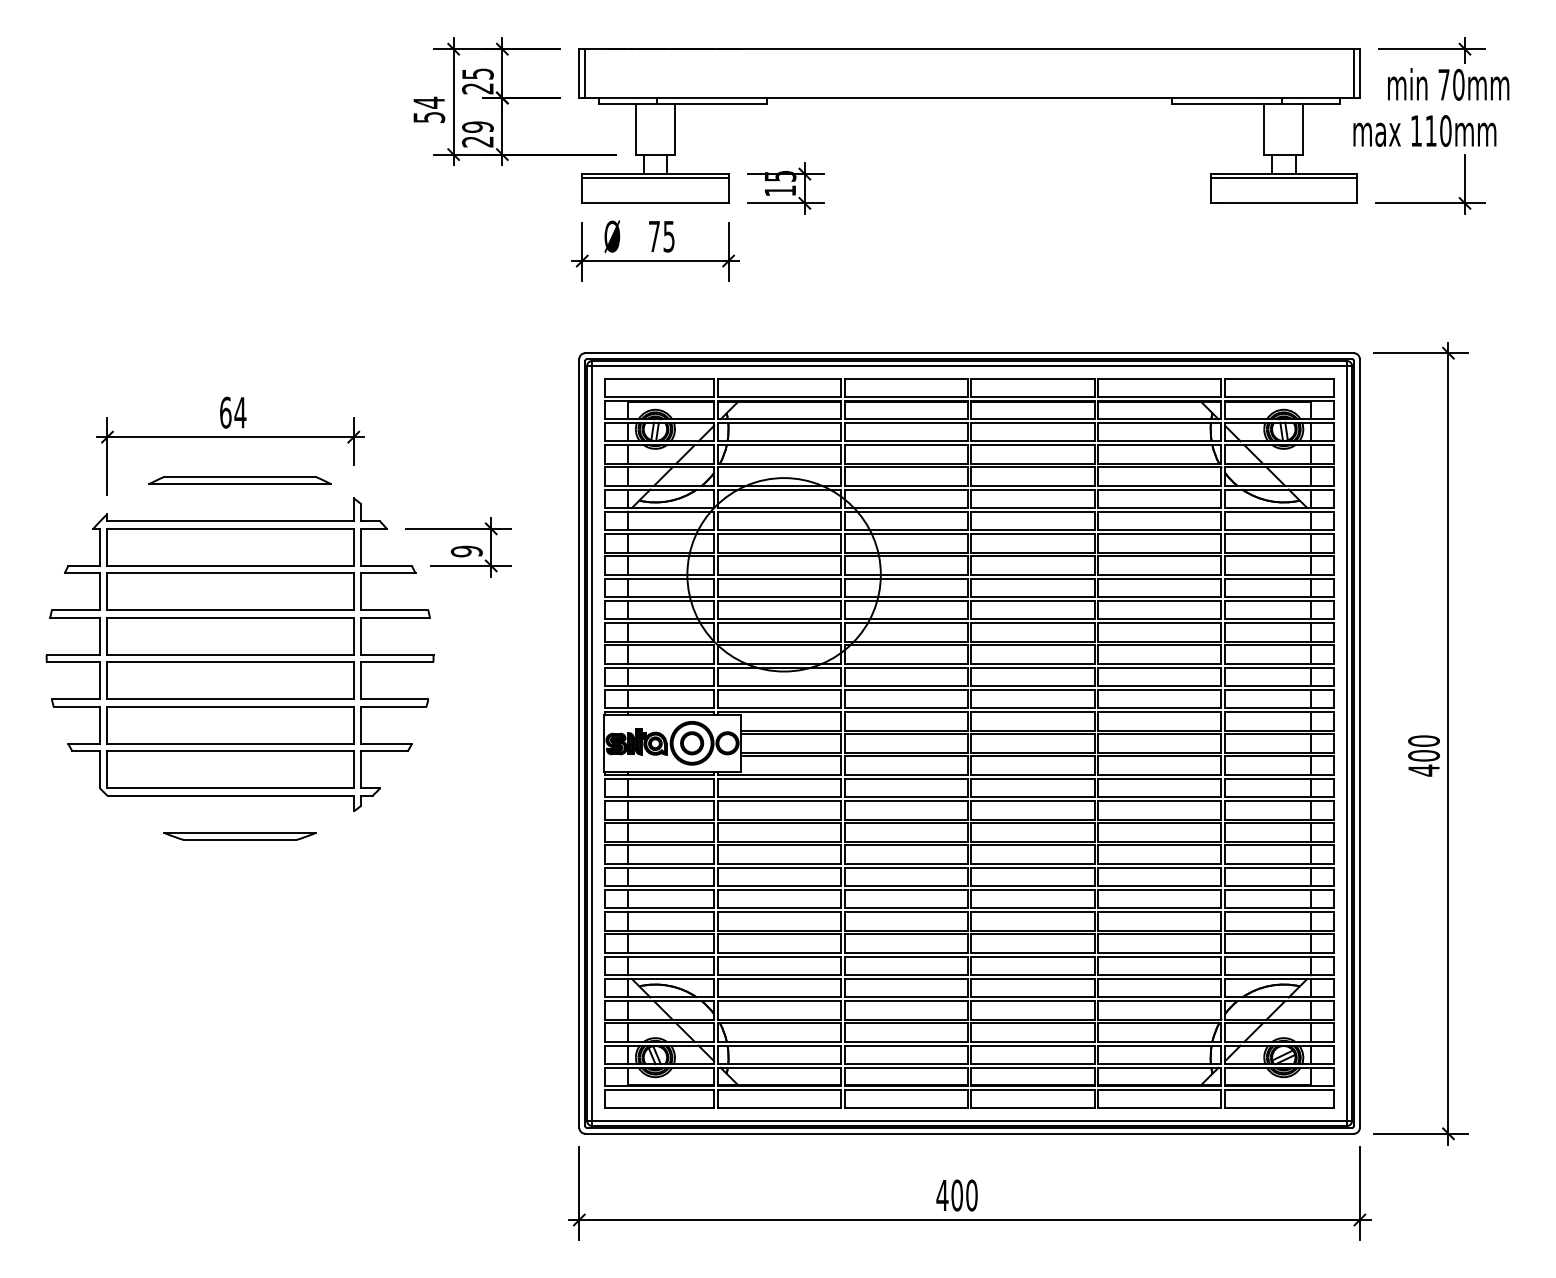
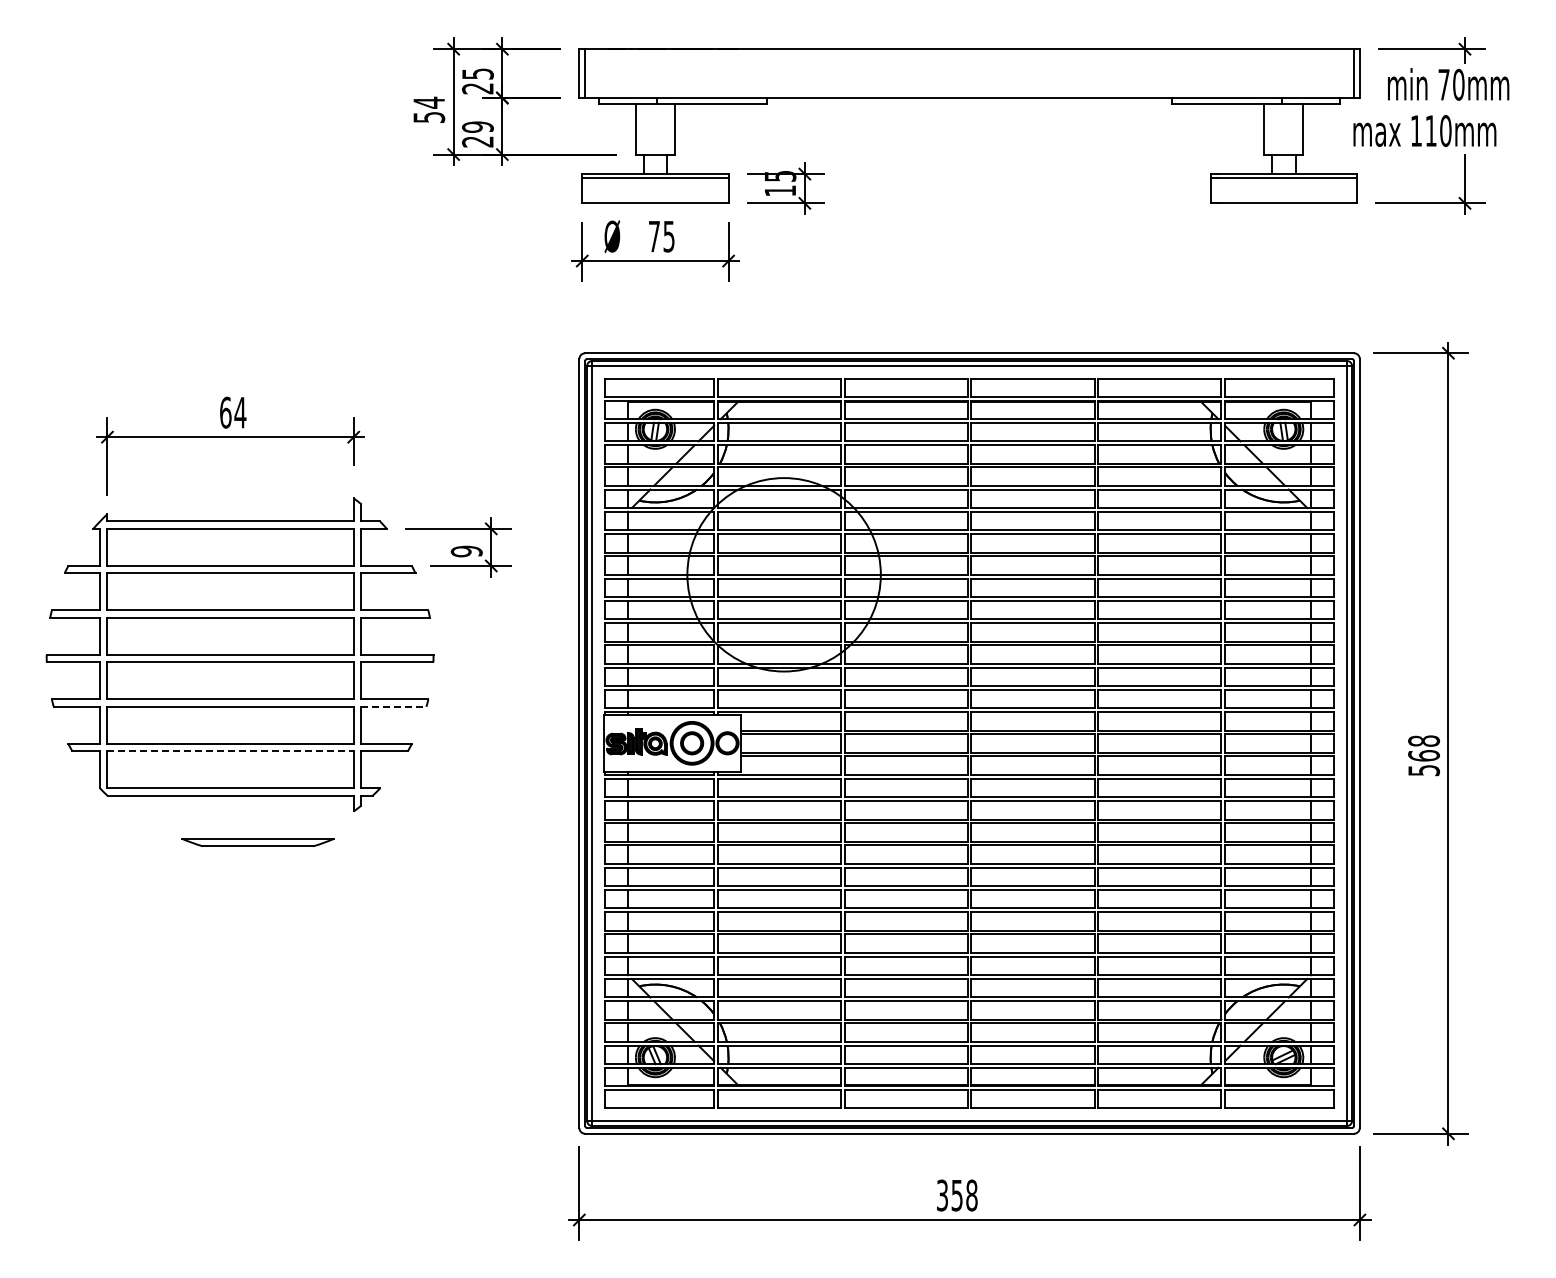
part: present -> none (239, 480)
line: solid -> dashed (393, 706)
line: solid -> dashed (231, 751)
text: 400 -> 568 (1424, 755)
part position: (239, 836) -> (257, 842) (257, 842)
text: 400 -> 358 (956, 1195)
